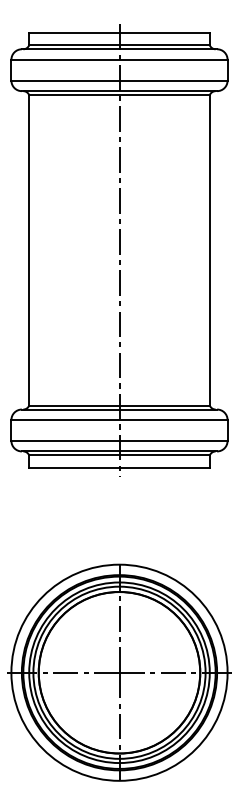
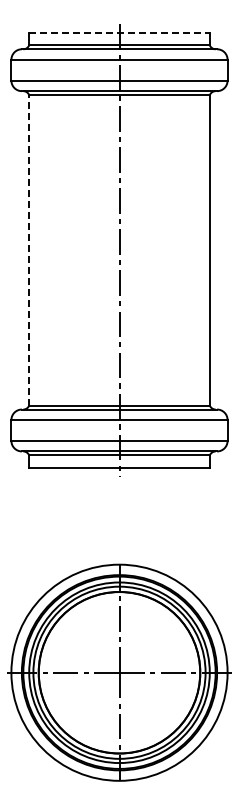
line: solid -> dashed (120, 32)
line: solid -> dashed (29, 249)
